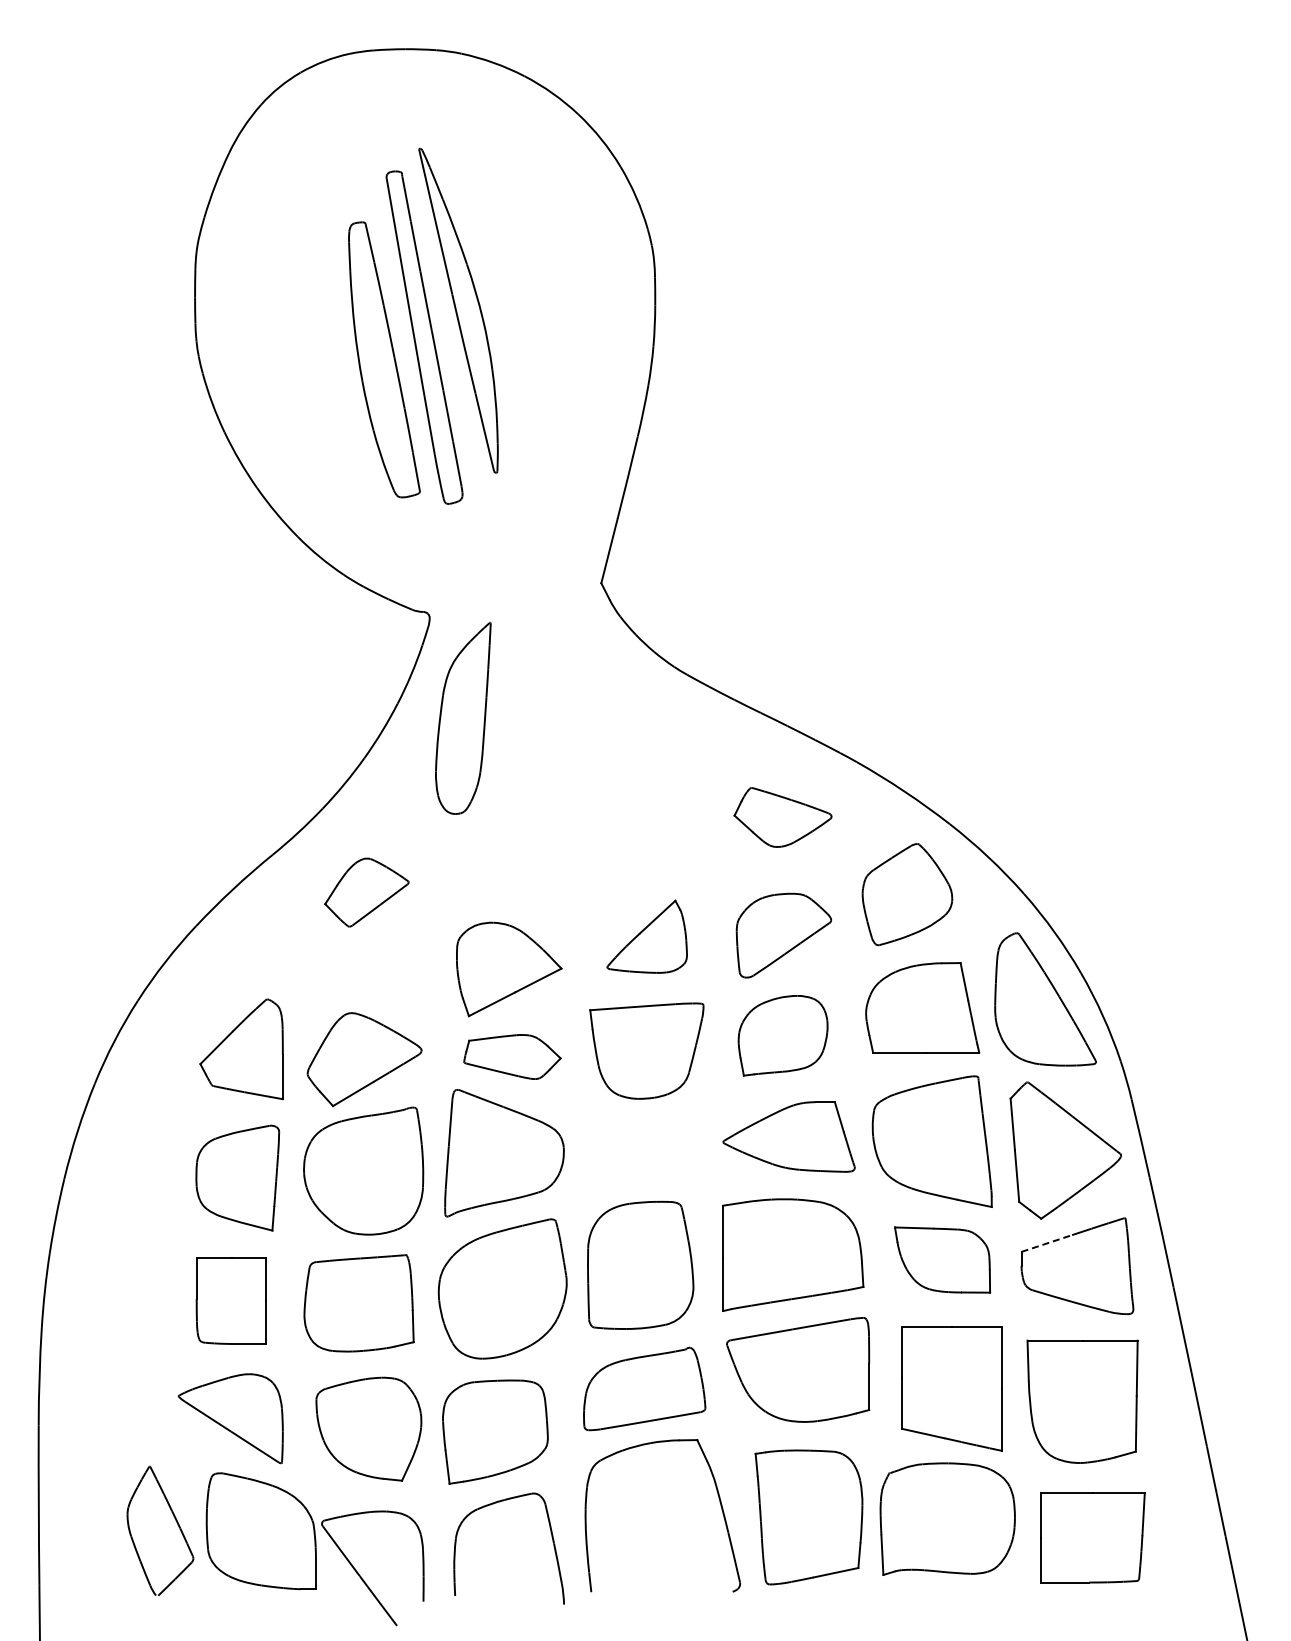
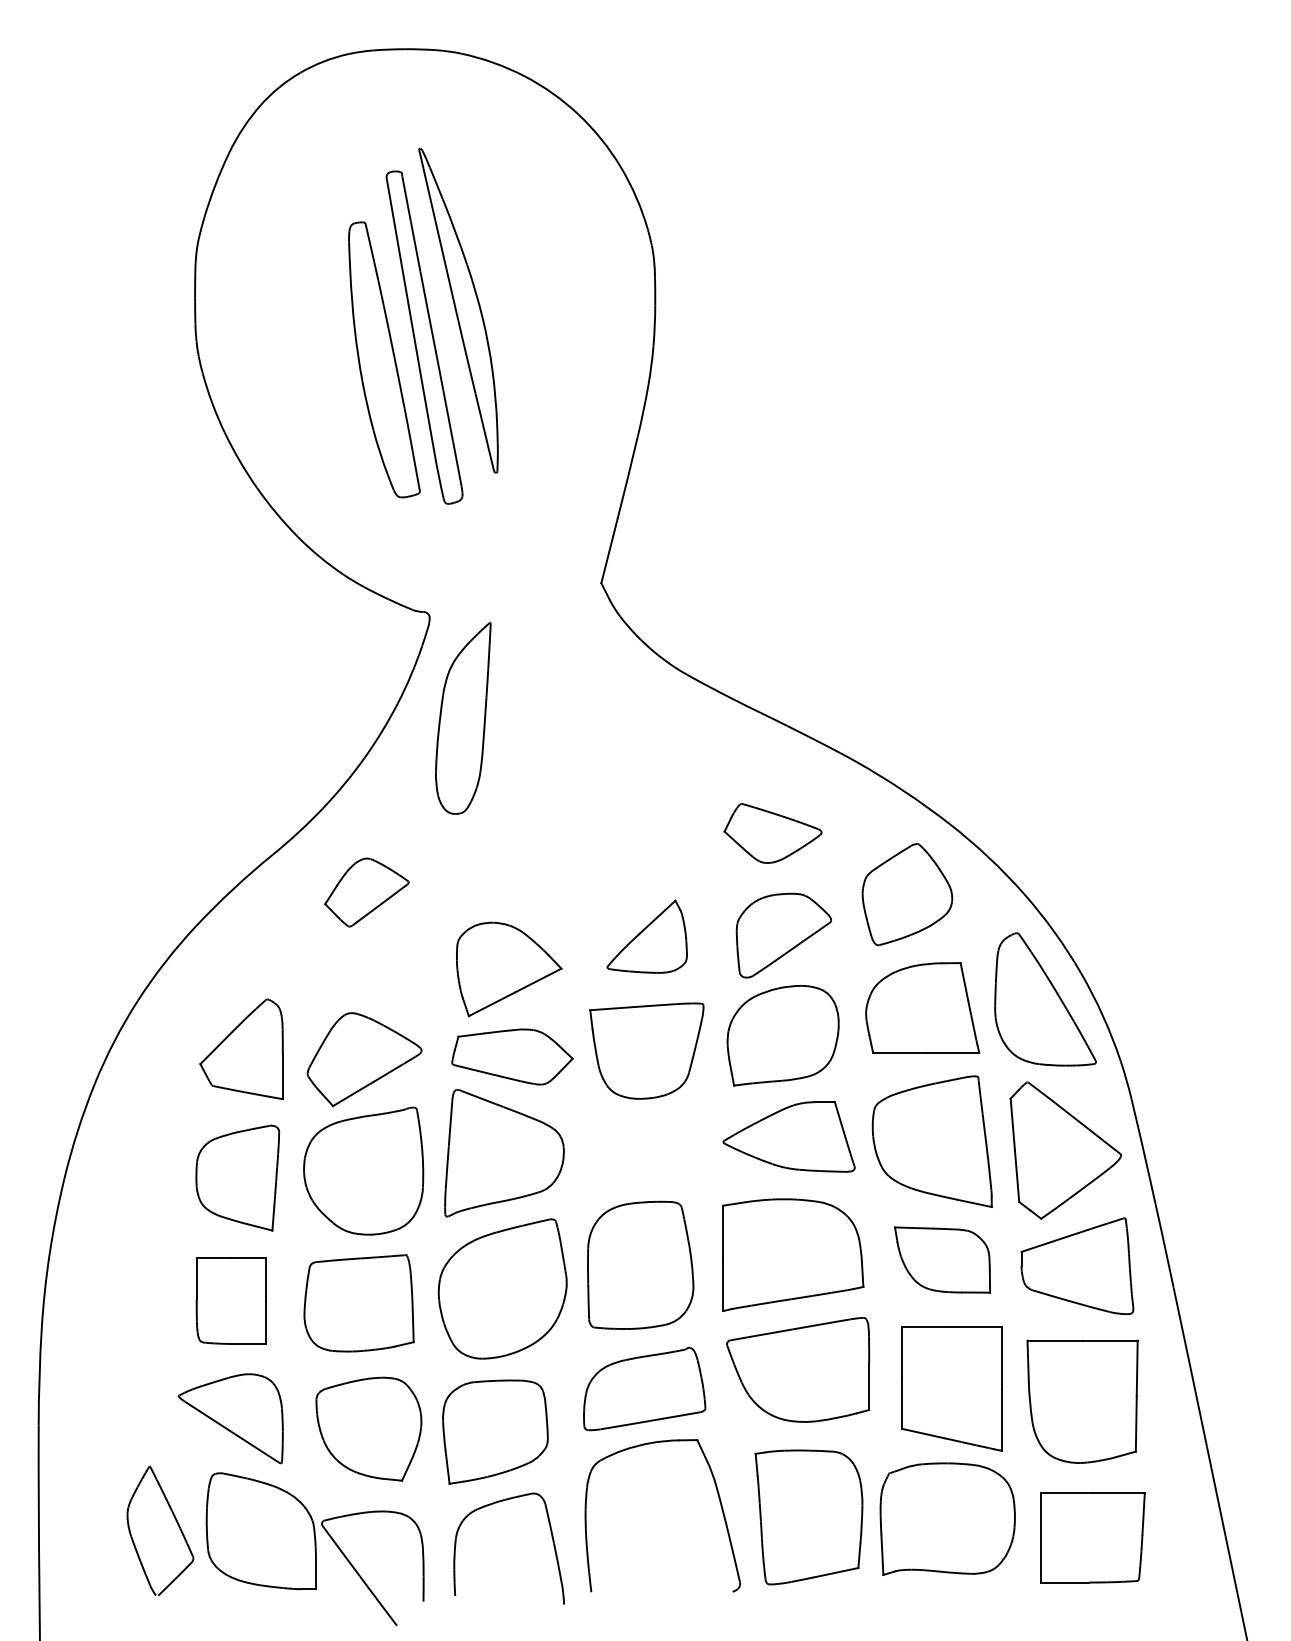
part position: (782, 817) -> (772, 833) (772, 833)
part size: 92x82 px -> 114x102 px (782, 1035)
part size: 99x46 px -> 123x58 px (512, 1056)
line: dashed -> solid (1046, 1243)
